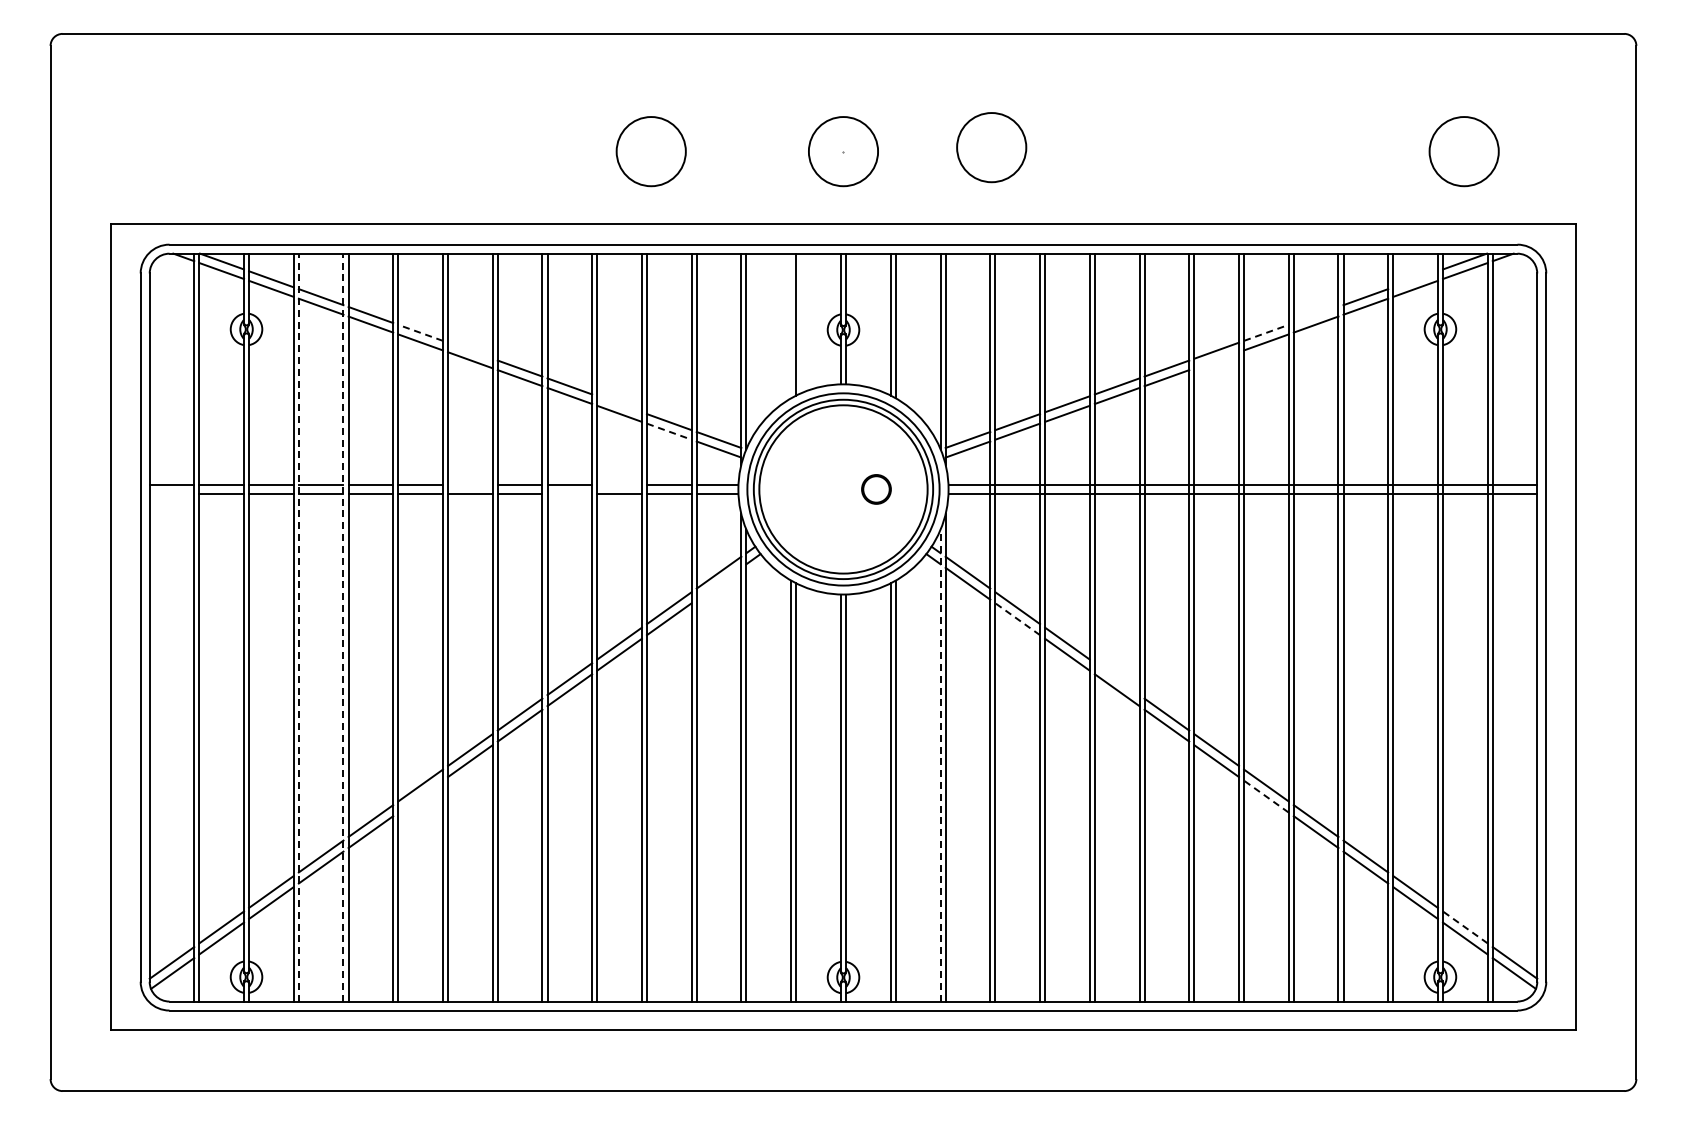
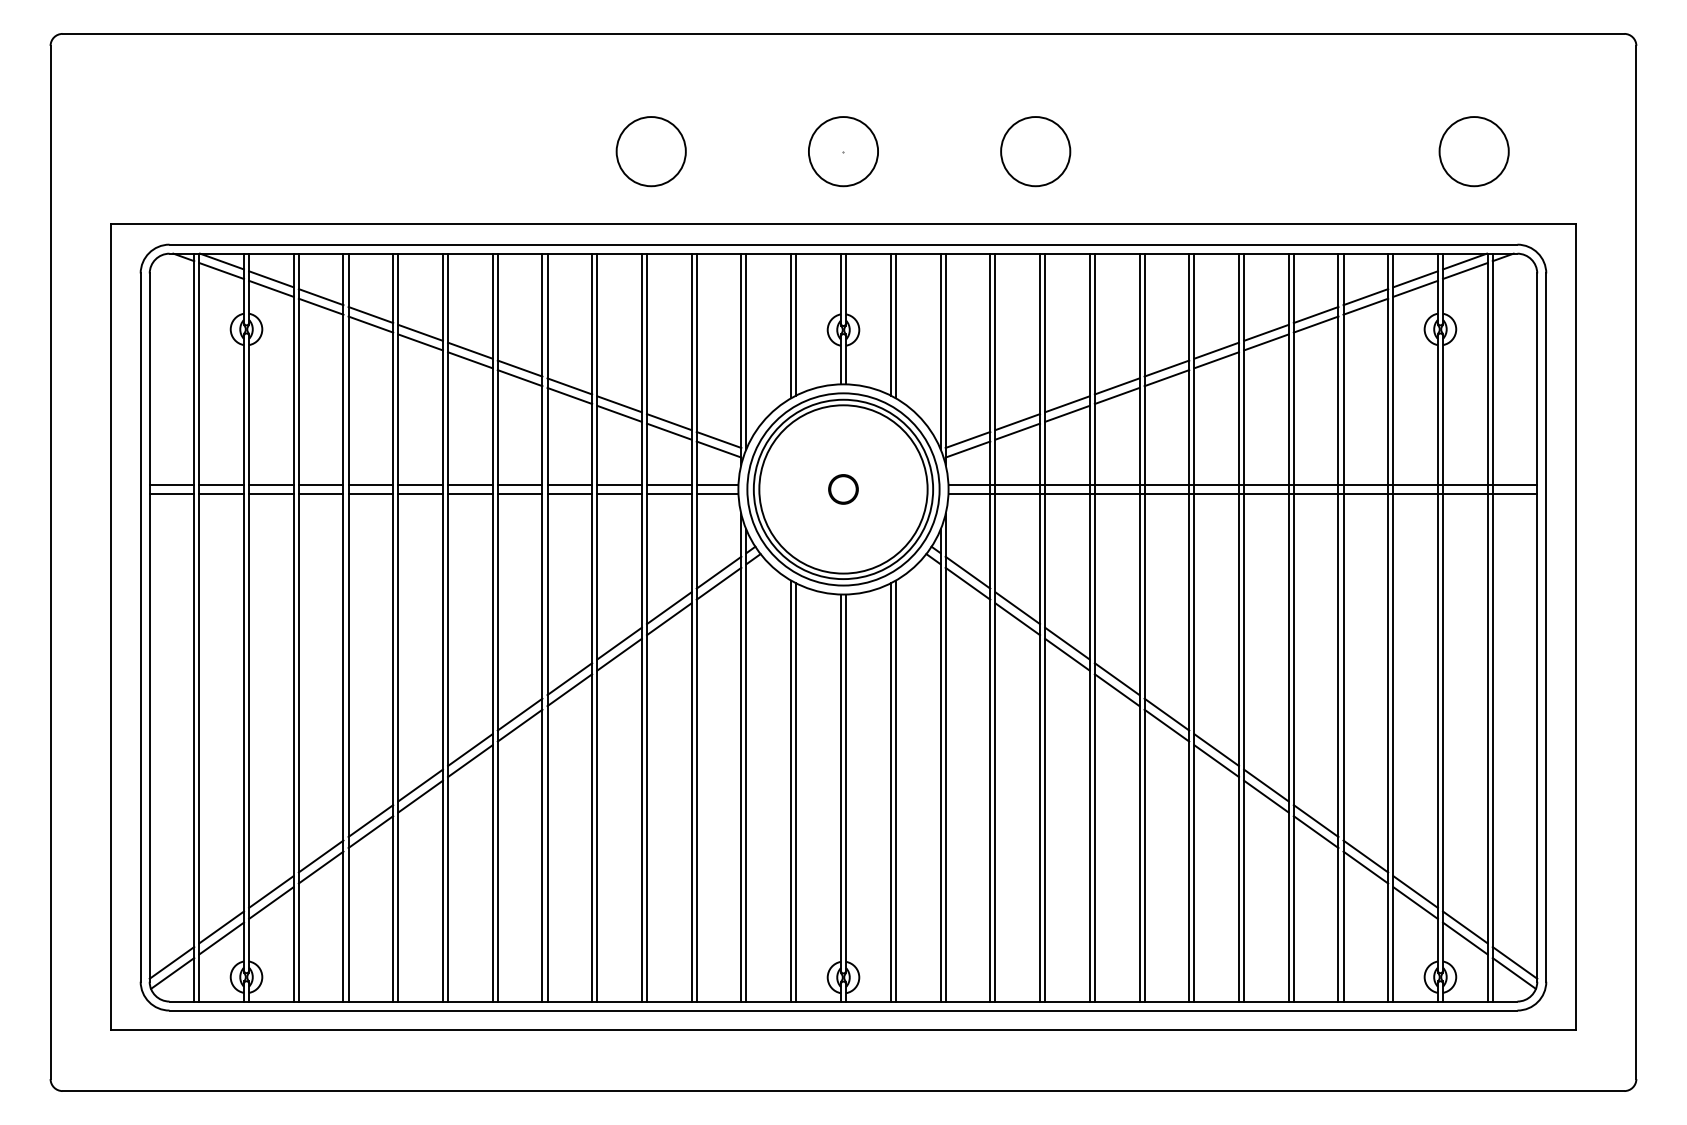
circle position: (991, 147) -> (1035, 151) (1035, 151)
circle position: (1463, 151) -> (1473, 151) (1473, 151)
line: none -> present (1415, 279)
line: none -> present (1315, 314)
line: none -> present (791, 325)
line: dashed -> solid (420, 332)
line: dashed -> solid (1266, 332)
line: none -> present (470, 350)
line: none -> present (1216, 360)
line: none -> present (619, 404)
line: dashed -> solid (669, 431)
line: none -> present (470, 484)
line: none -> present (619, 484)
circle position: (876, 489) -> (843, 489) (843, 489)
line: none -> present (171, 493)
line: none -> present (569, 493)
line: none -> present (718, 583)
line: dashed -> solid (1017, 618)
line: dashed -> solid (298, 627)
line: dashed -> solid (343, 627)
line: none -> present (1116, 679)
line: dashed -> solid (940, 765)
line: none -> present (420, 796)
line: dashed -> solid (1265, 796)
line: dashed -> solid (1464, 927)
